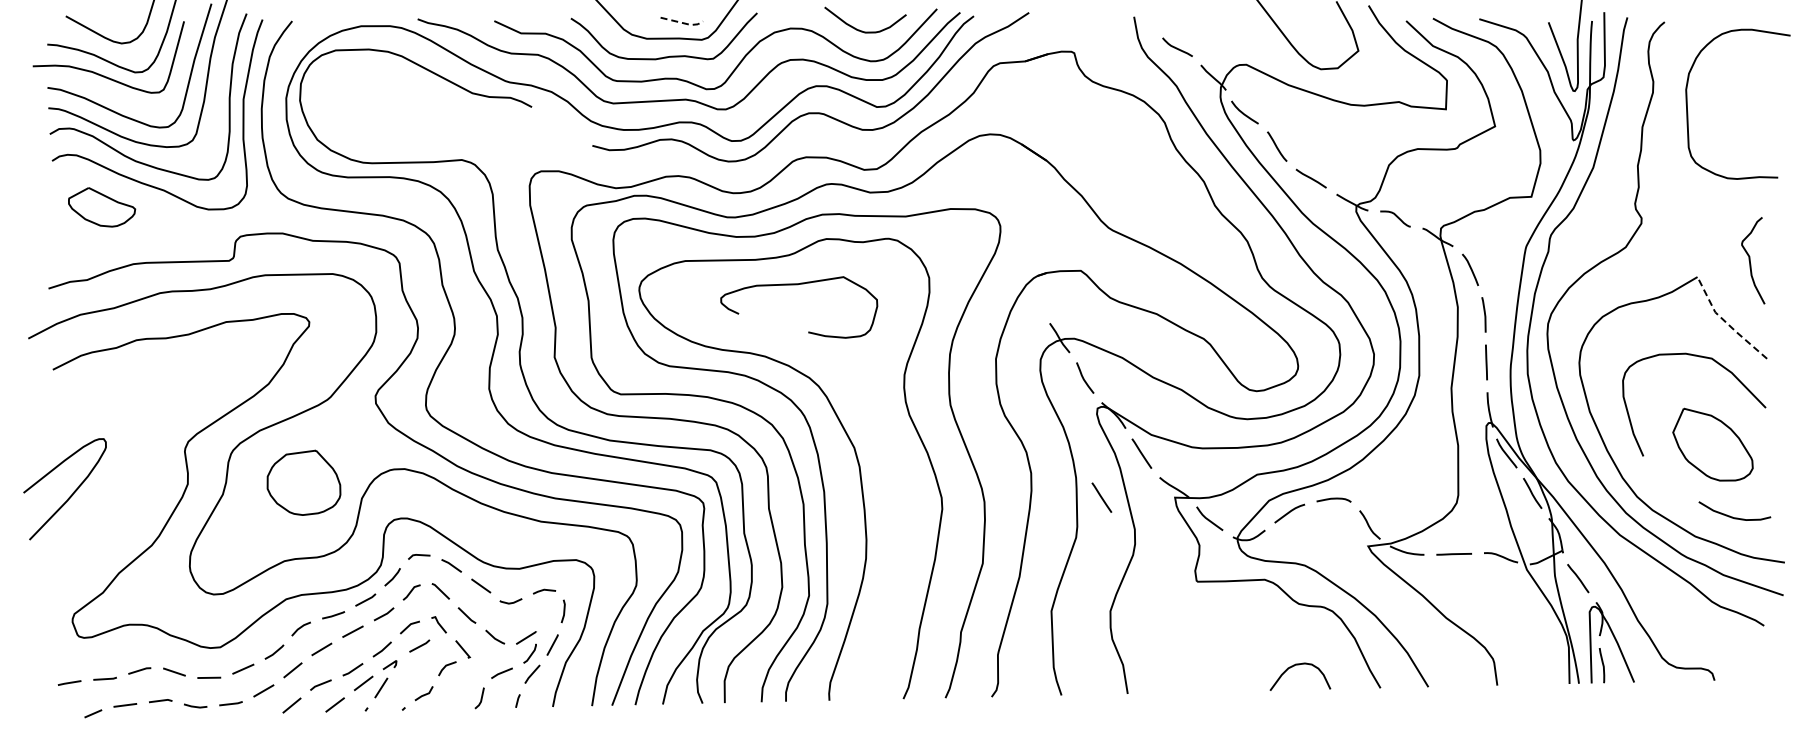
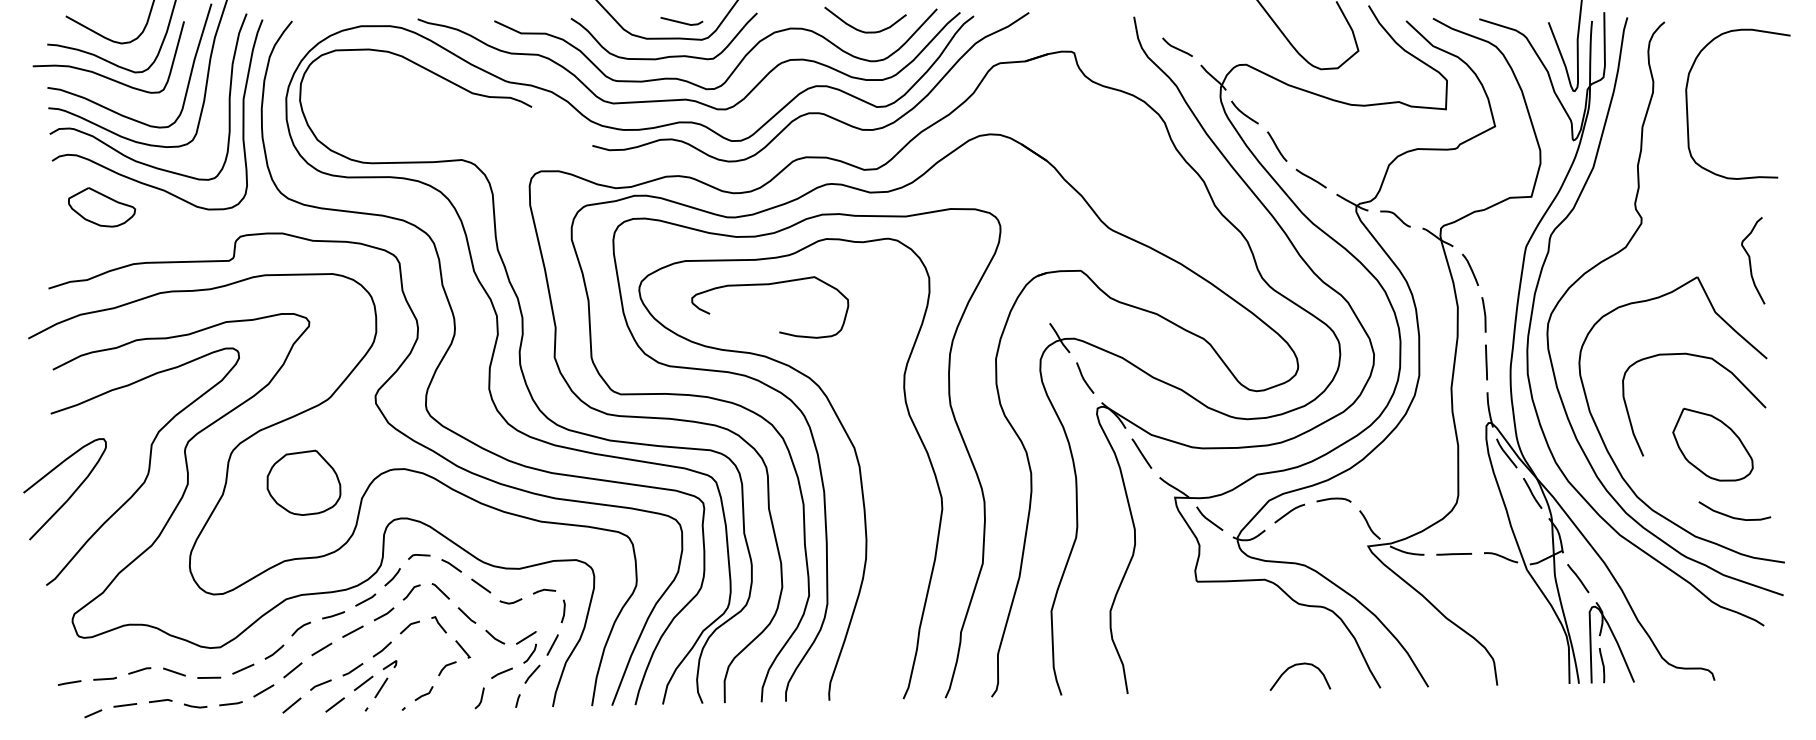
line: dashed -> solid (683, 23)
curve position: (797, 285) -> (768, 285) (768, 285)
line: dashed -> solid (1726, 322)
curve: none -> present (148, 466)
line: present -> none (1101, 497)
line: present -> none (419, 645)
